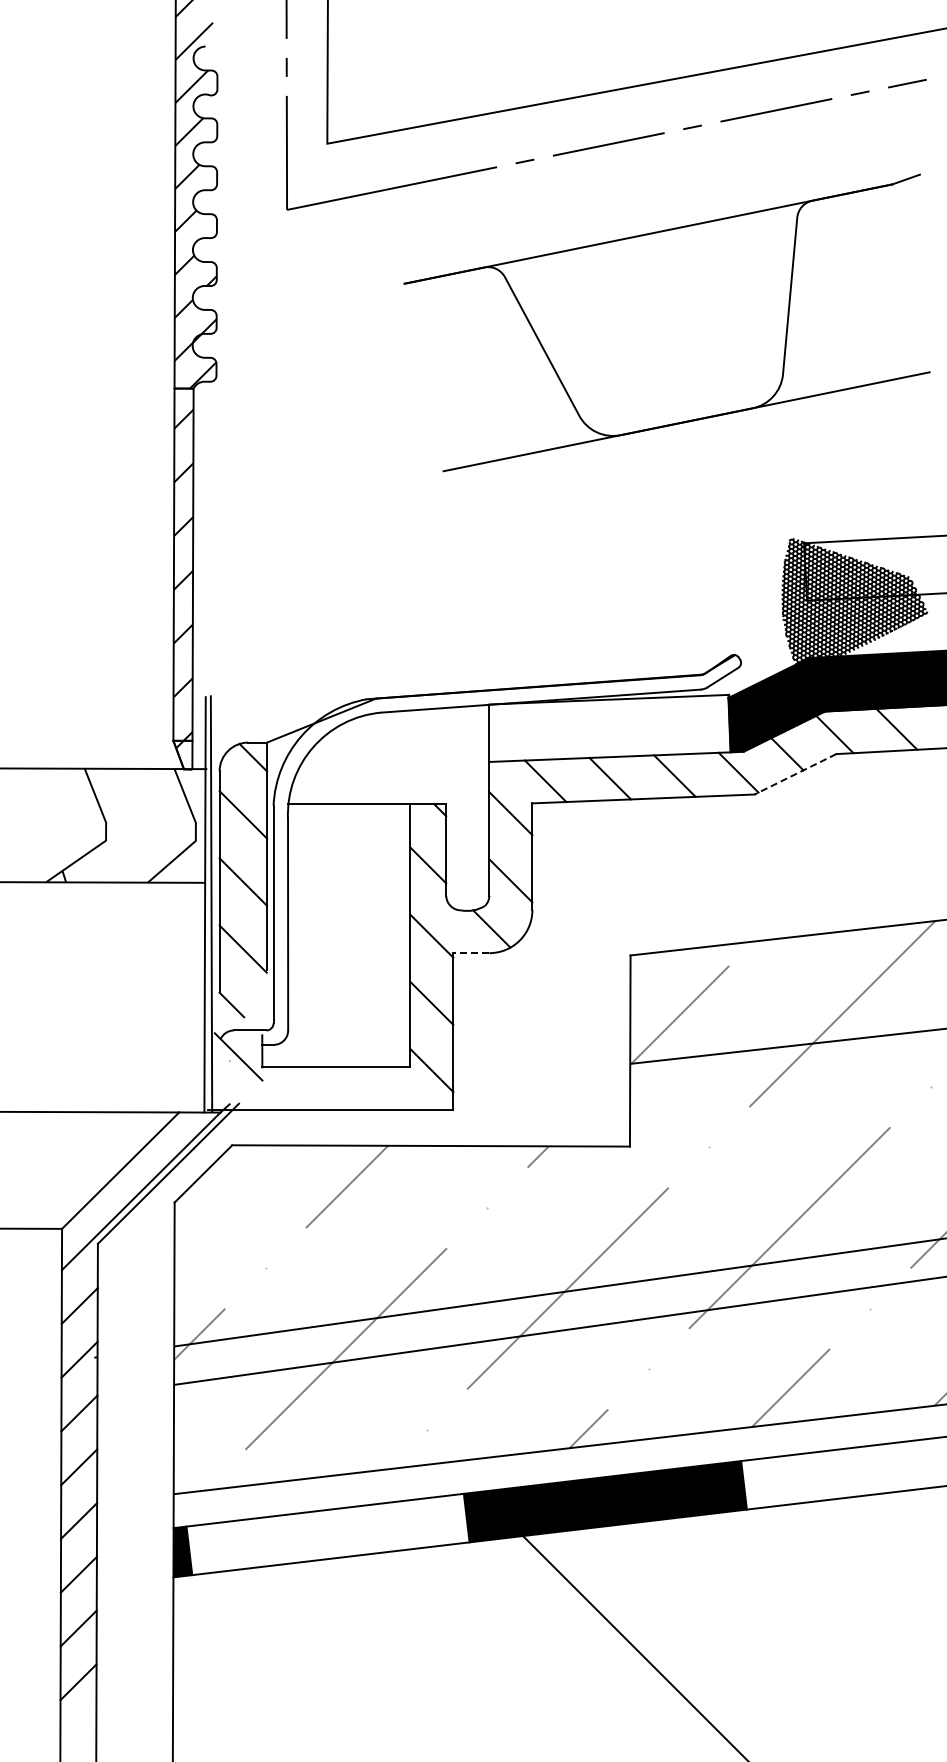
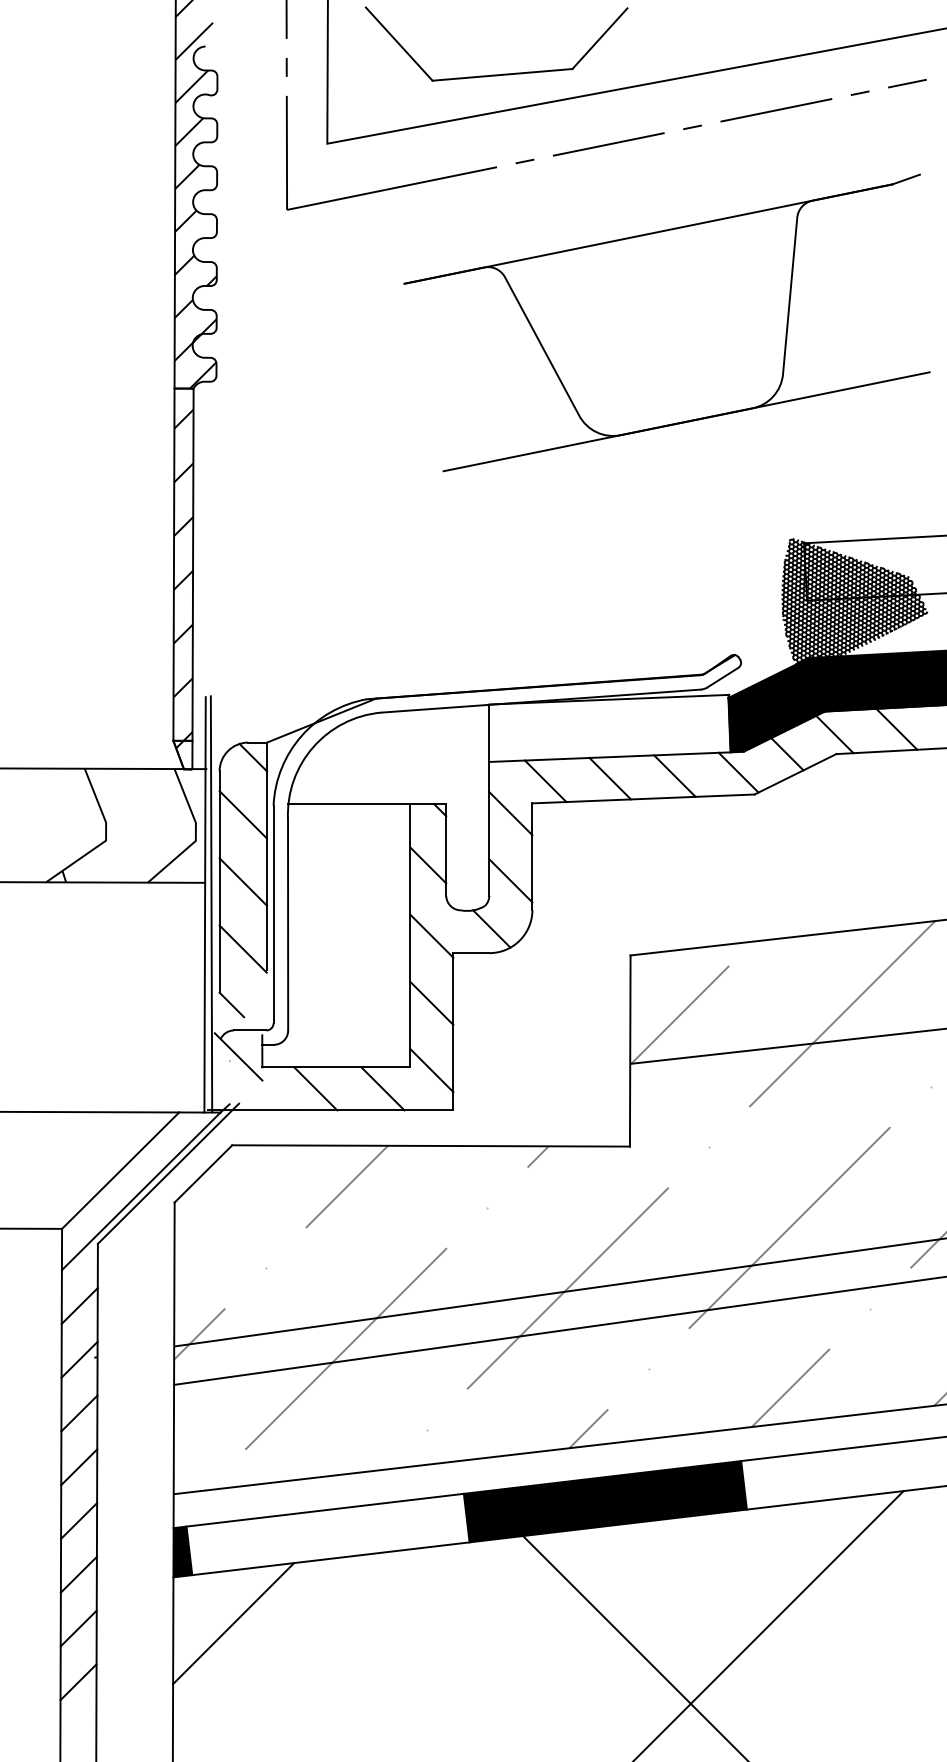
part: none -> present (503, 73)
line: dashed -> solid (795, 774)
line: dashed -> solid (471, 953)
line: none -> present (315, 1088)
line: none -> present (382, 1088)
line: none -> present (233, 1623)
line: none -> present (769, 1624)
